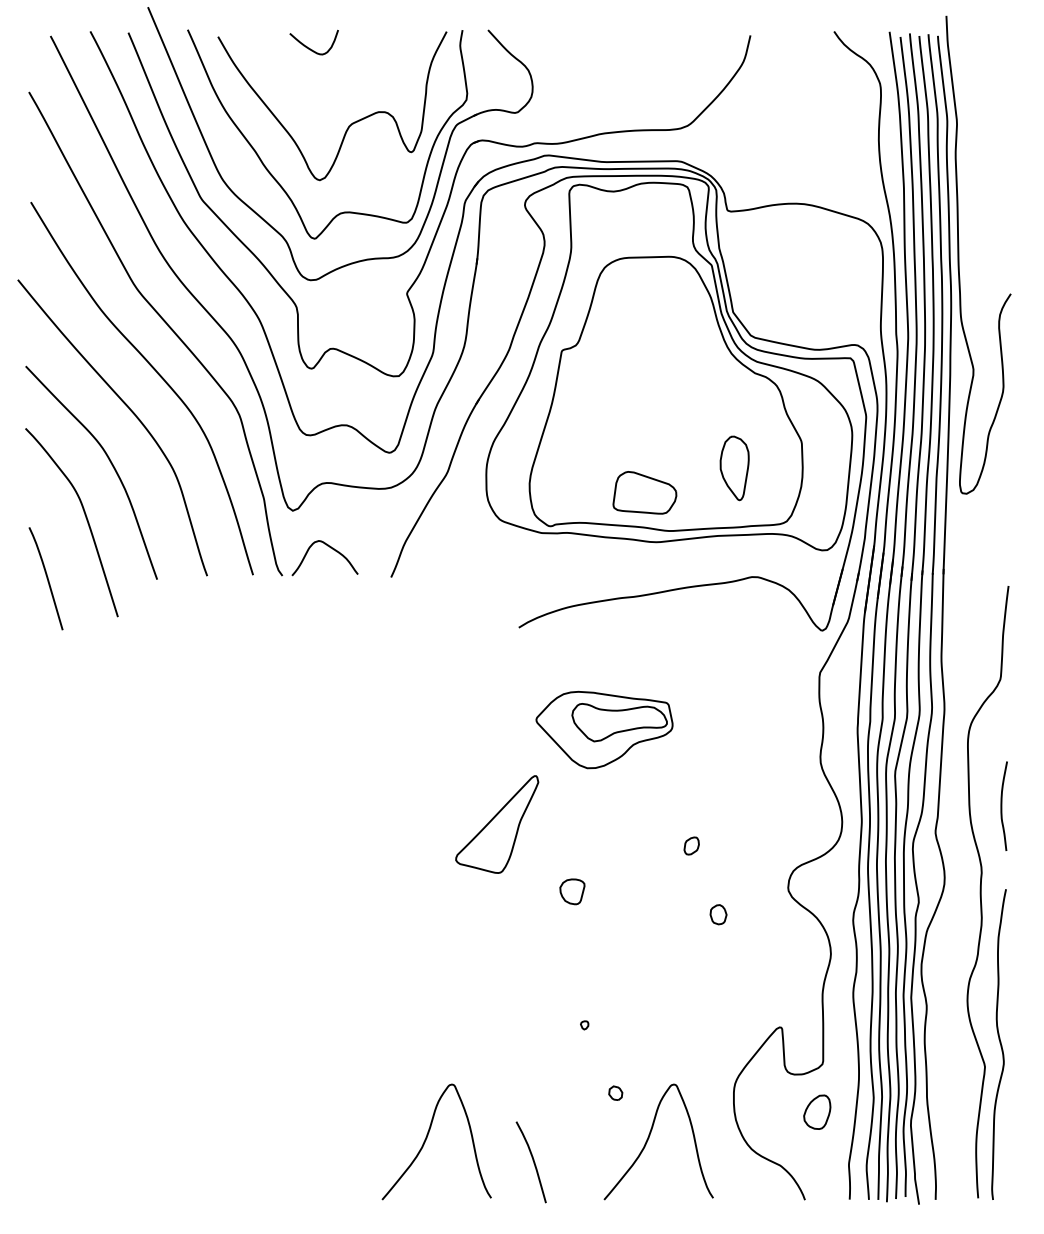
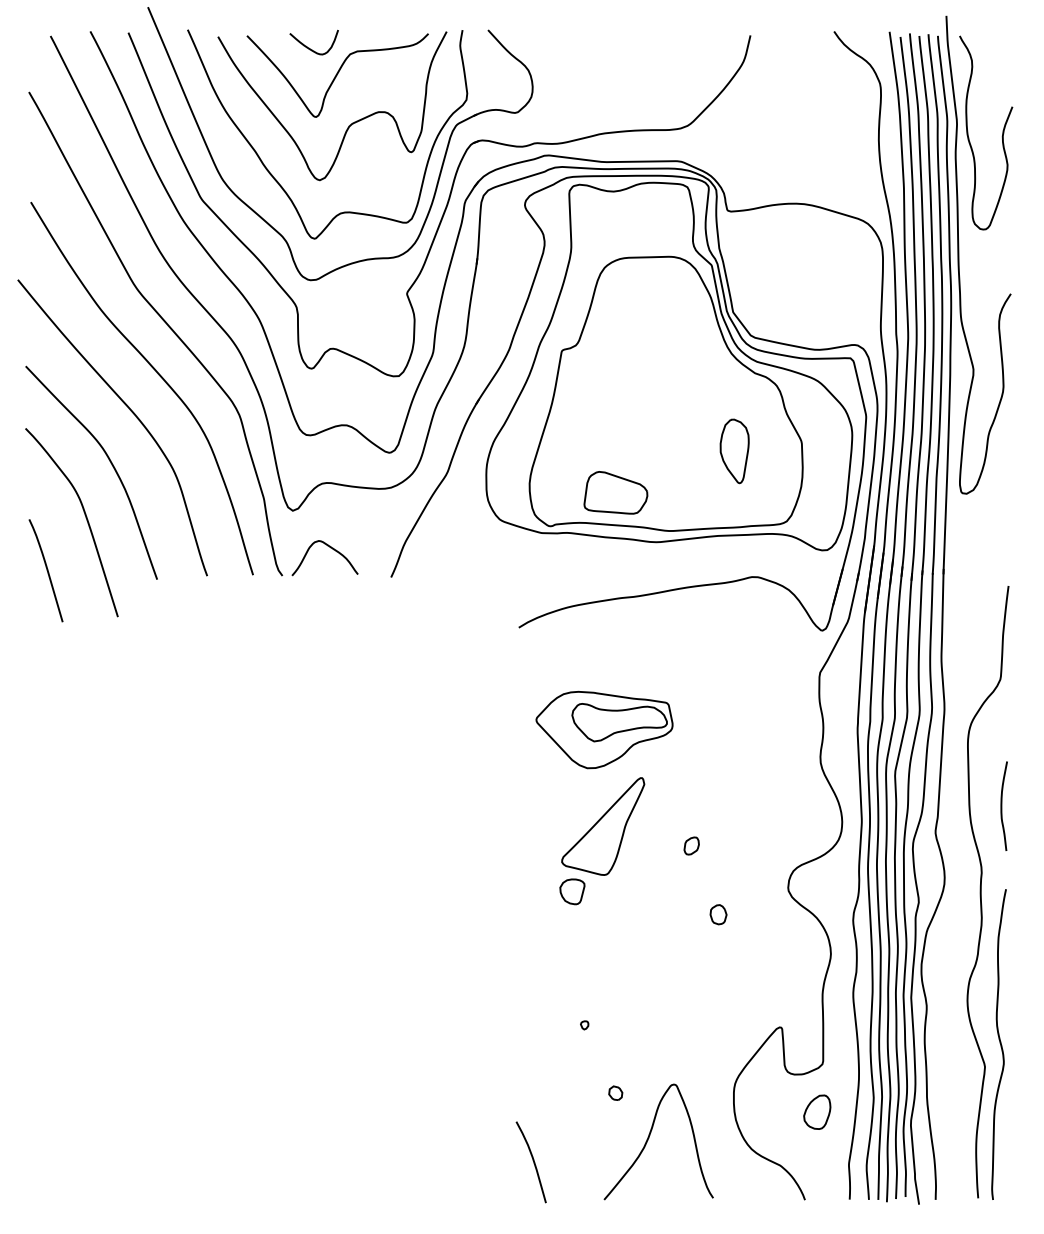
curve: none -> present (337, 75)
curve: none -> present (1001, 136)
part position: (734, 468) -> (734, 451) (734, 451)
part position: (644, 492) -> (615, 492) (615, 492)
curve position: (46, 578) -> (46, 570) (46, 570)
part position: (497, 824) -> (603, 826) (603, 826)
curve: present -> none (427, 1138)
